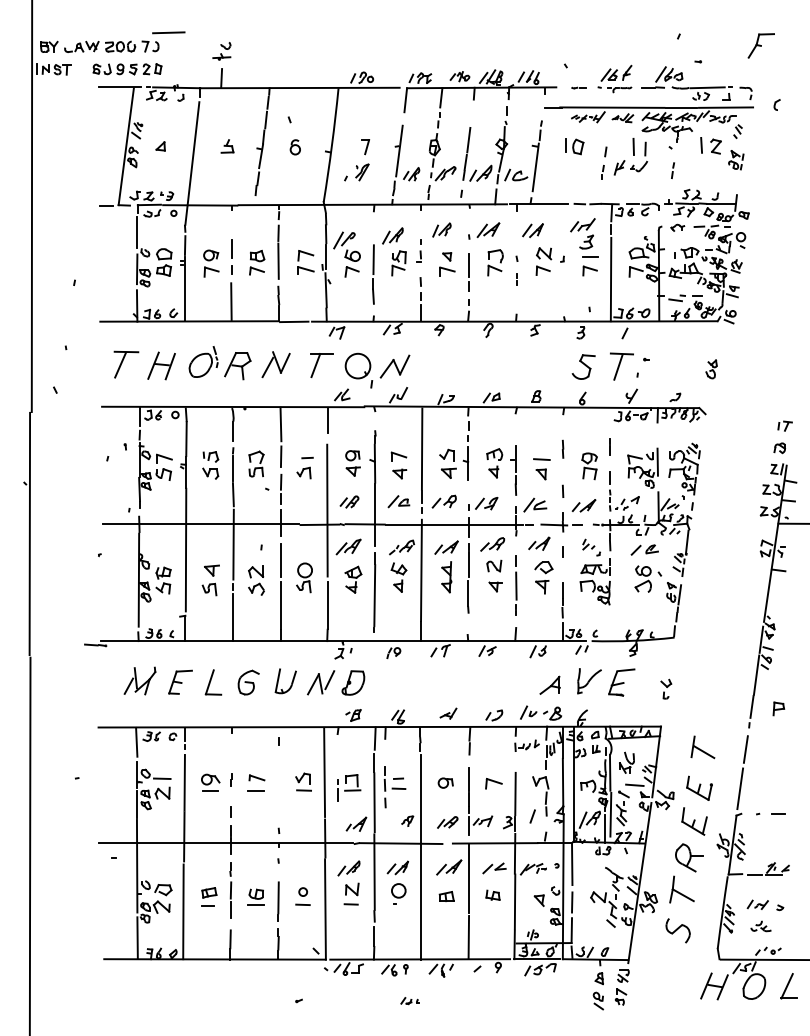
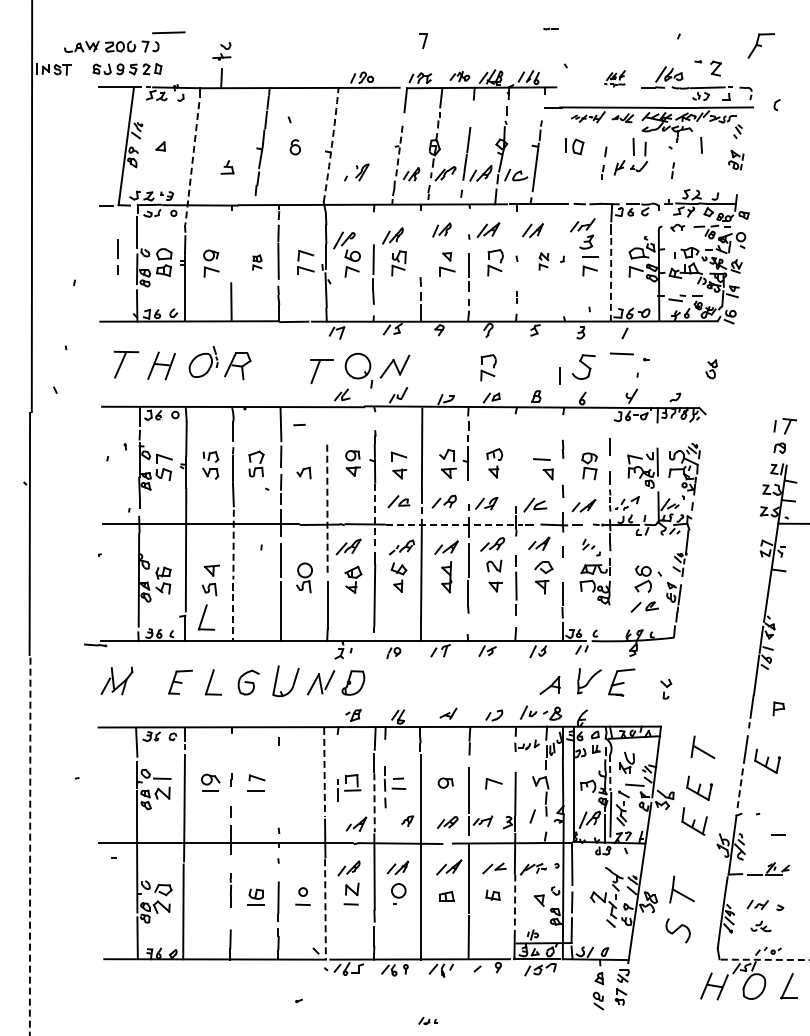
part: present -> none (49, 46)
part size: 36x30 px -> 22x18 px (614, 78)
part position: (578, 87) -> (550, 28) (550, 28)
arc: solid -> dashed (332, 145)
part position: (227, 146) -> (227, 167) (227, 167)
part position: (715, 146) -> (715, 68) (715, 68)
part position: (365, 147) -> (423, 41) (423, 41)
line: solid -> dashed (399, 151)
line: solid -> dashed (192, 163)
part: present -> none (418, 250)
line position: (231, 256) -> (117, 256) (117, 256)
part size: 18x29 px -> 12x19 px (543, 261)
part size: 17x27 px -> 11x17 px (257, 262)
line position: (516, 278) -> (516, 296) (516, 296)
line: solid -> dashed (611, 279)
part: present -> none (275, 364)
part position: (321, 365) -> (321, 371) (321, 371)
line: present -> none (618, 366)
part: none -> present (488, 367)
line: none -> present (559, 375)
line: present -> none (327, 420)
part size: 16x12 px -> 24x17 px (784, 426)
line position: (307, 457) -> (299, 424) (299, 424)
part: present -> none (513, 470)
part position: (540, 474) -> (547, 474) (547, 474)
part: present -> none (349, 501)
line: solid -> dashed (327, 510)
line: solid -> dashed (375, 515)
line: solid -> dashed (454, 524)
line: solid -> dashed (233, 544)
part position: (644, 549) -> (644, 606) (644, 606)
part: present -> none (256, 580)
part: none -> present (206, 617)
line: solid -> dashed (233, 617)
part position: (139, 680) -> (116, 680) (116, 680)
part size: 23x27 px -> 28x33 px (285, 681)
part: none -> present (767, 760)
line: solid -> dashed (324, 772)
line: solid -> dashed (610, 772)
part: present -> none (303, 781)
line: solid -> dashed (740, 789)
line: solid -> dashed (374, 803)
line position: (778, 813) -> (778, 834) (778, 834)
line: solid -> dashed (30, 846)
part: present -> none (689, 857)
part size: 4x57 px -> 3x35 px (230, 890)
part: present -> none (209, 896)
line: solid -> dashed (515, 902)
line: solid -> dashed (325, 909)
line: solid -> dashed (765, 959)
part position: (409, 1001) -> (427, 1021) (427, 1021)
